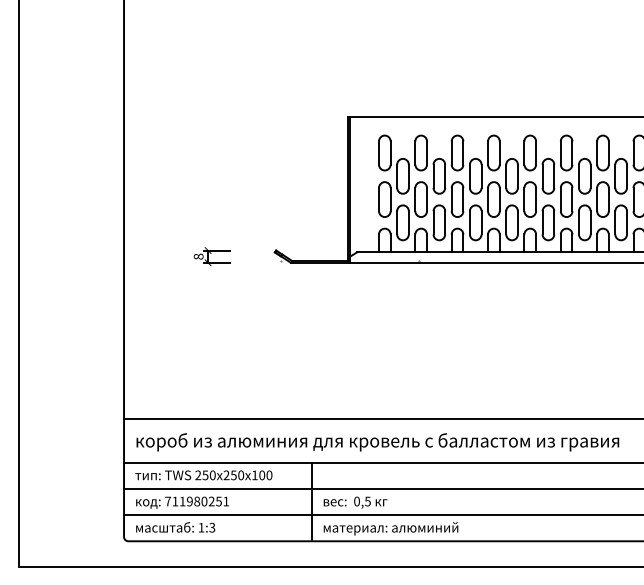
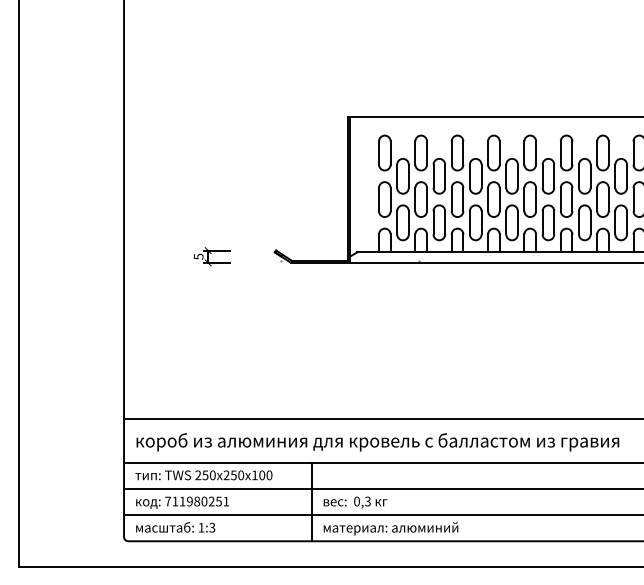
text: 8 -> 5 (198, 256)
text: 0,5 -> 0,3 (367, 500)
